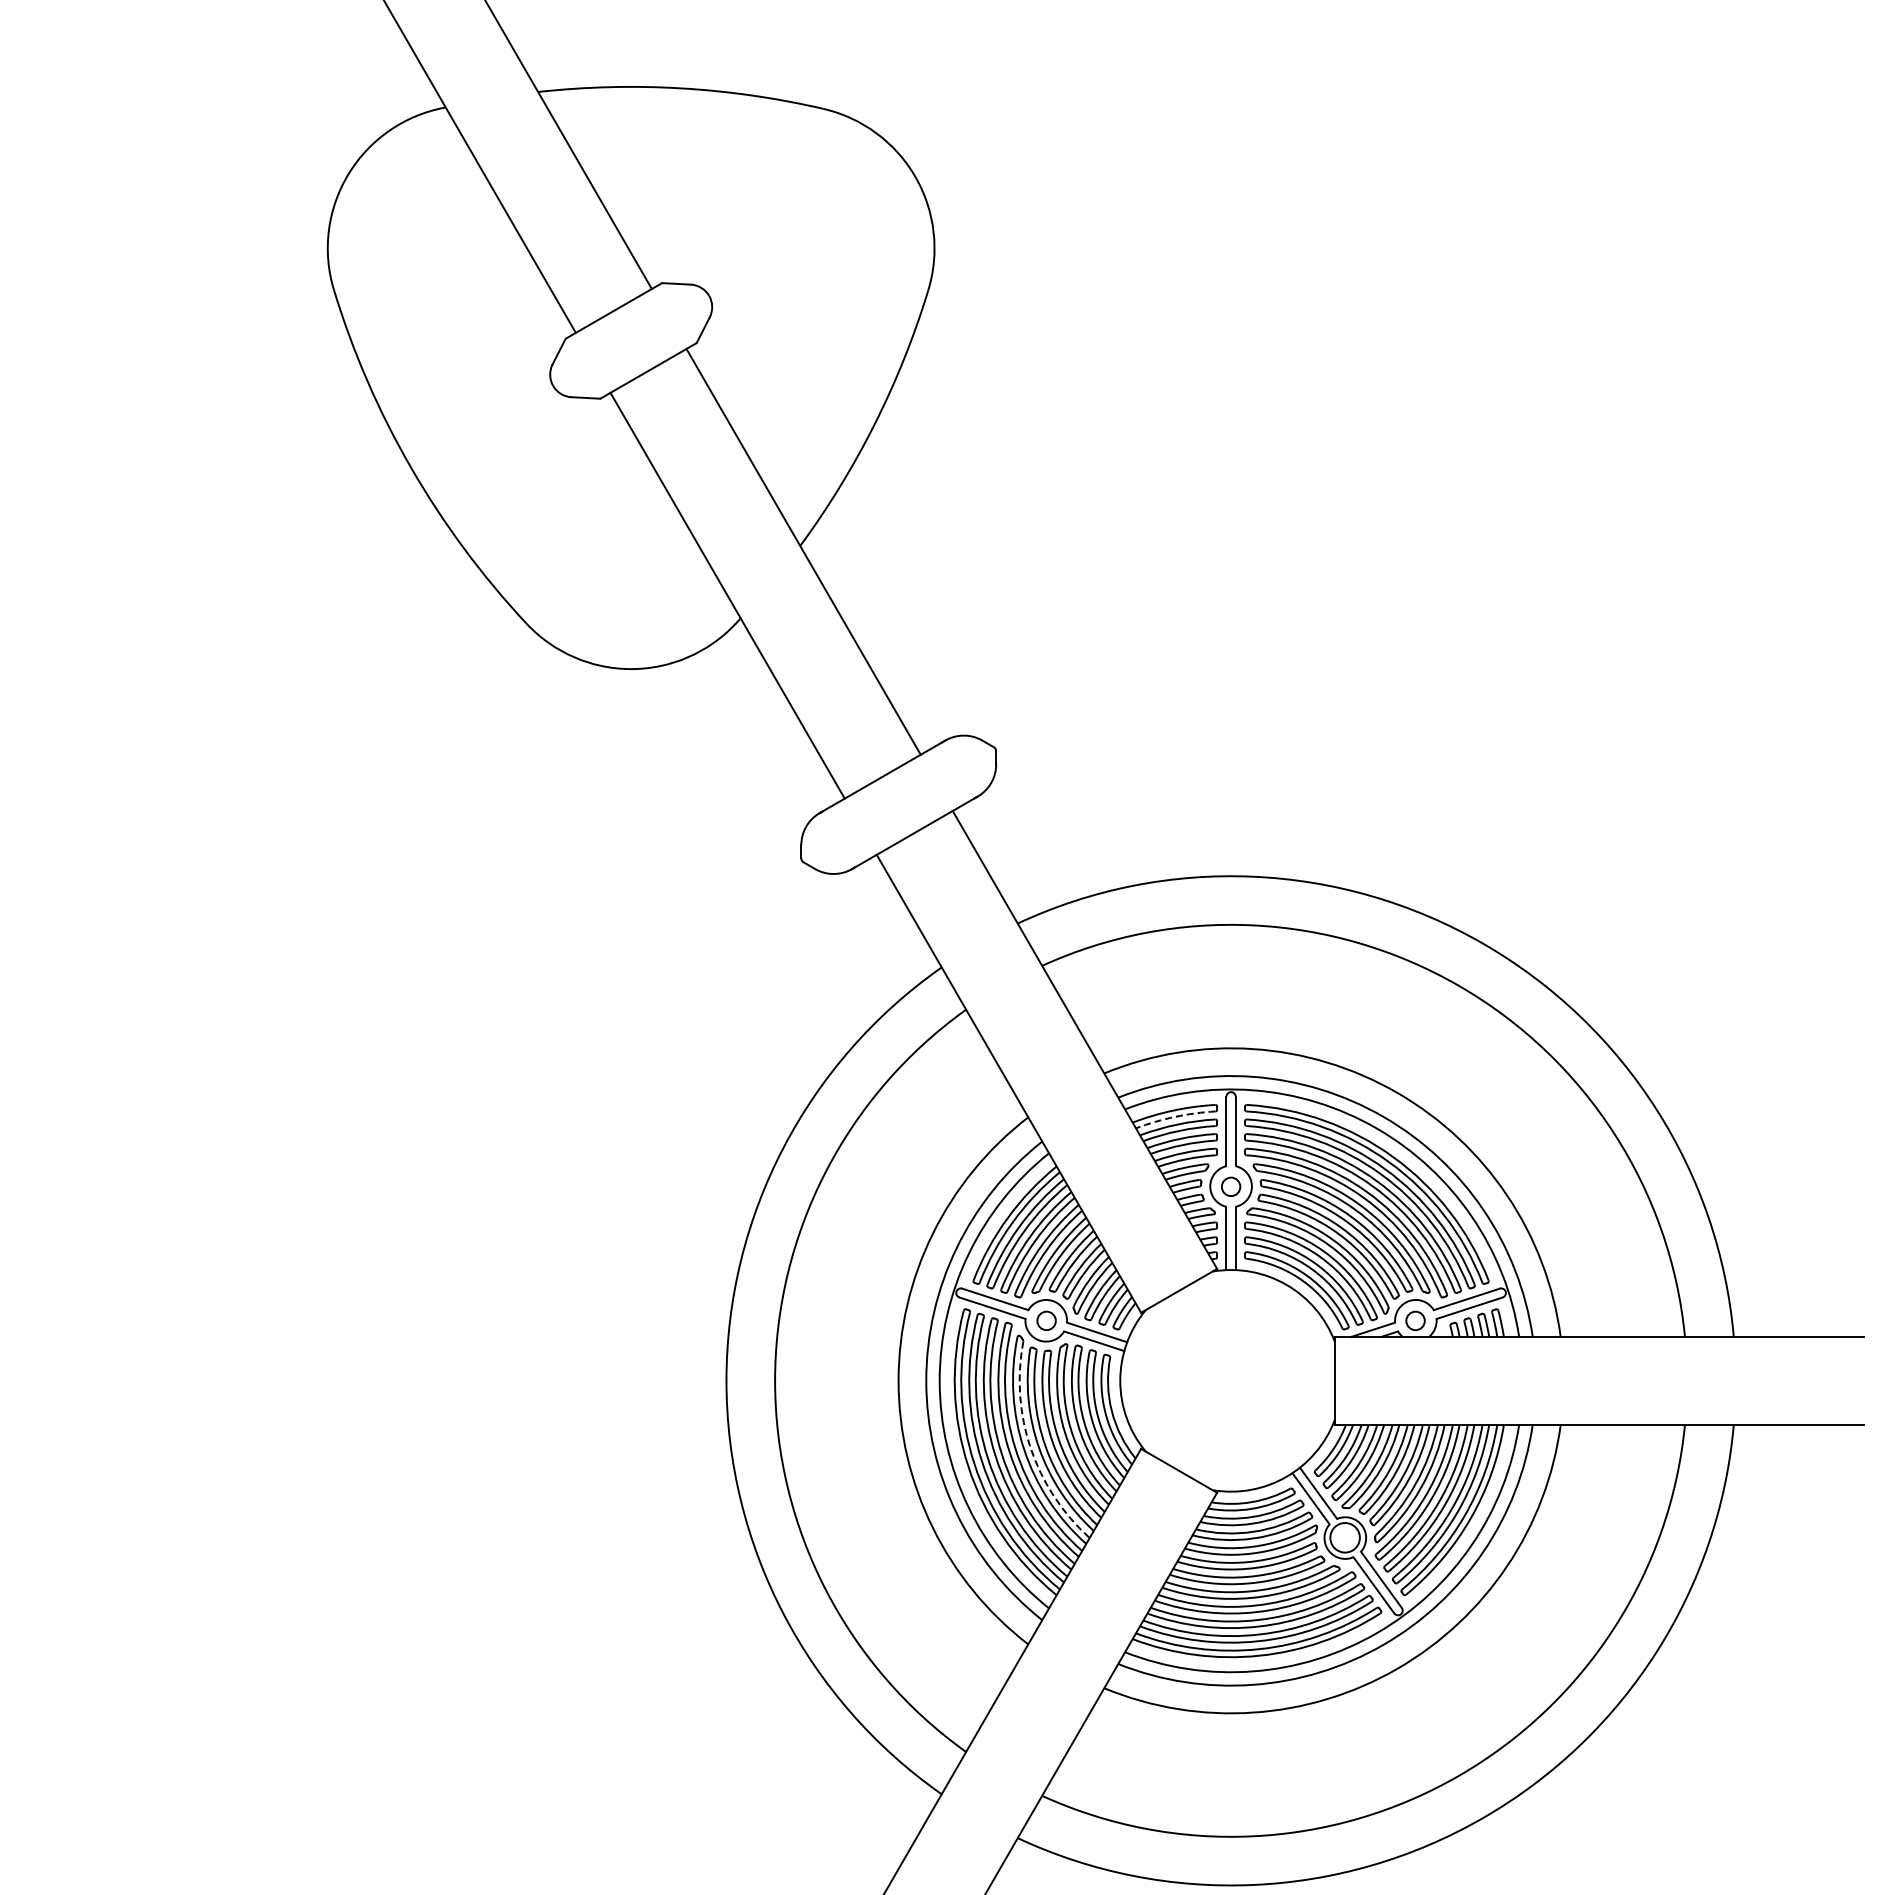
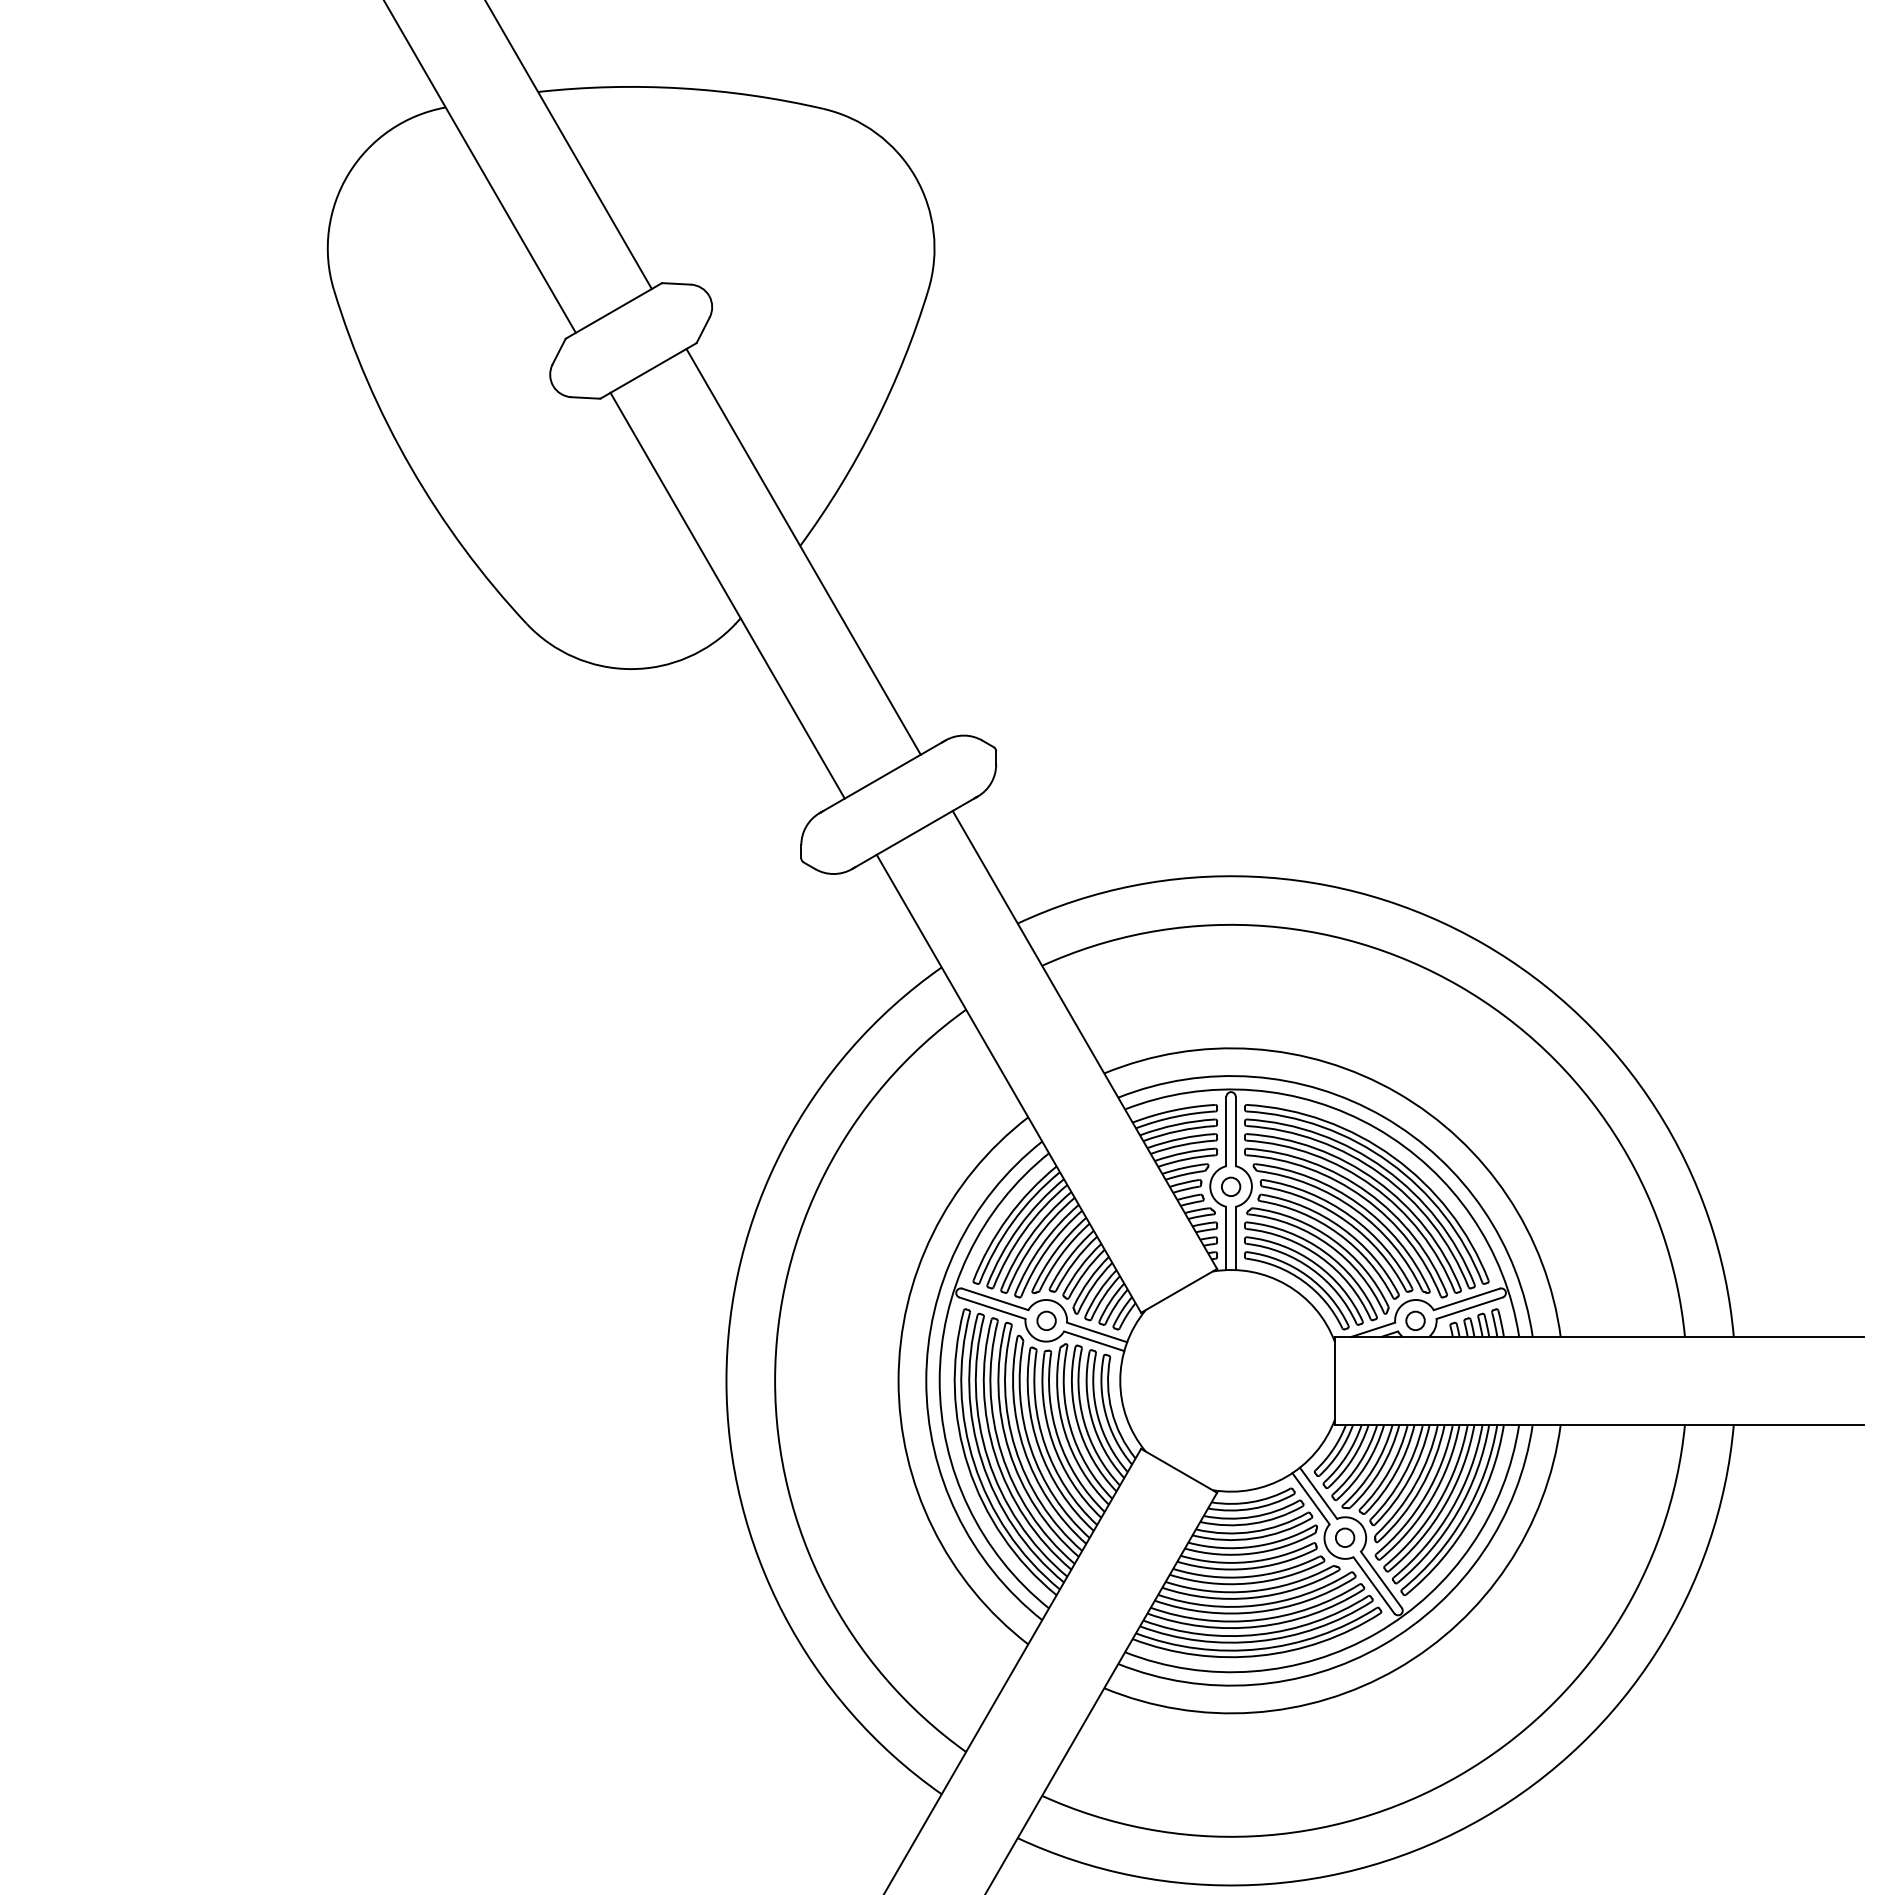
arc: dashed -> solid (1175, 1116)
arc: dashed -> solid (1030, 1448)
circle diameter: 30 px -> 18 px (1344, 1537)
